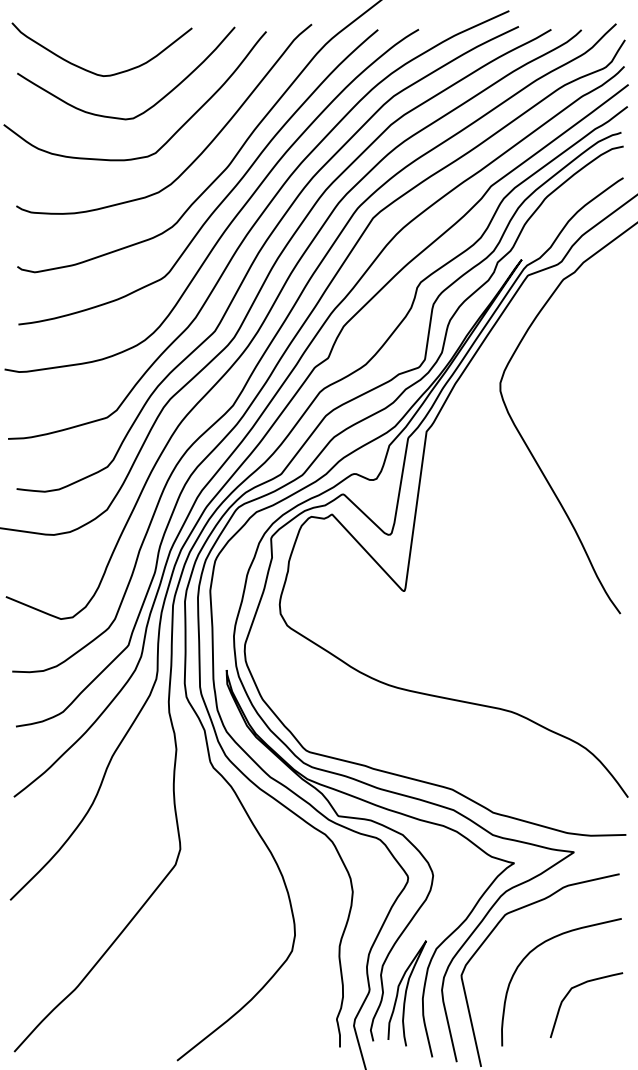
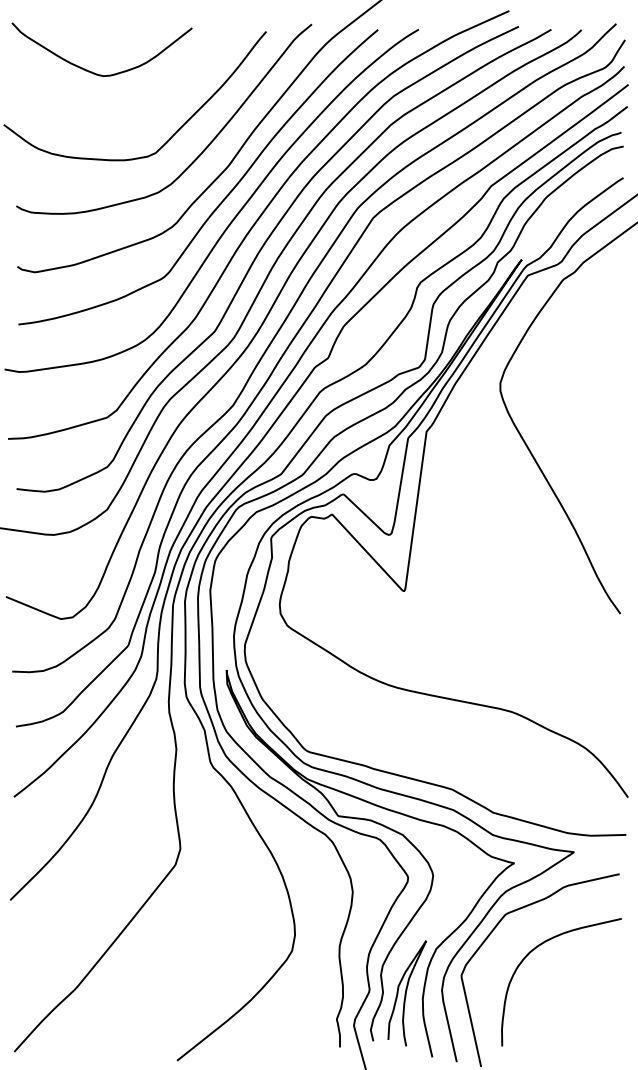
curve: present -> none (150, 106)
curve: present -> none (576, 987)
